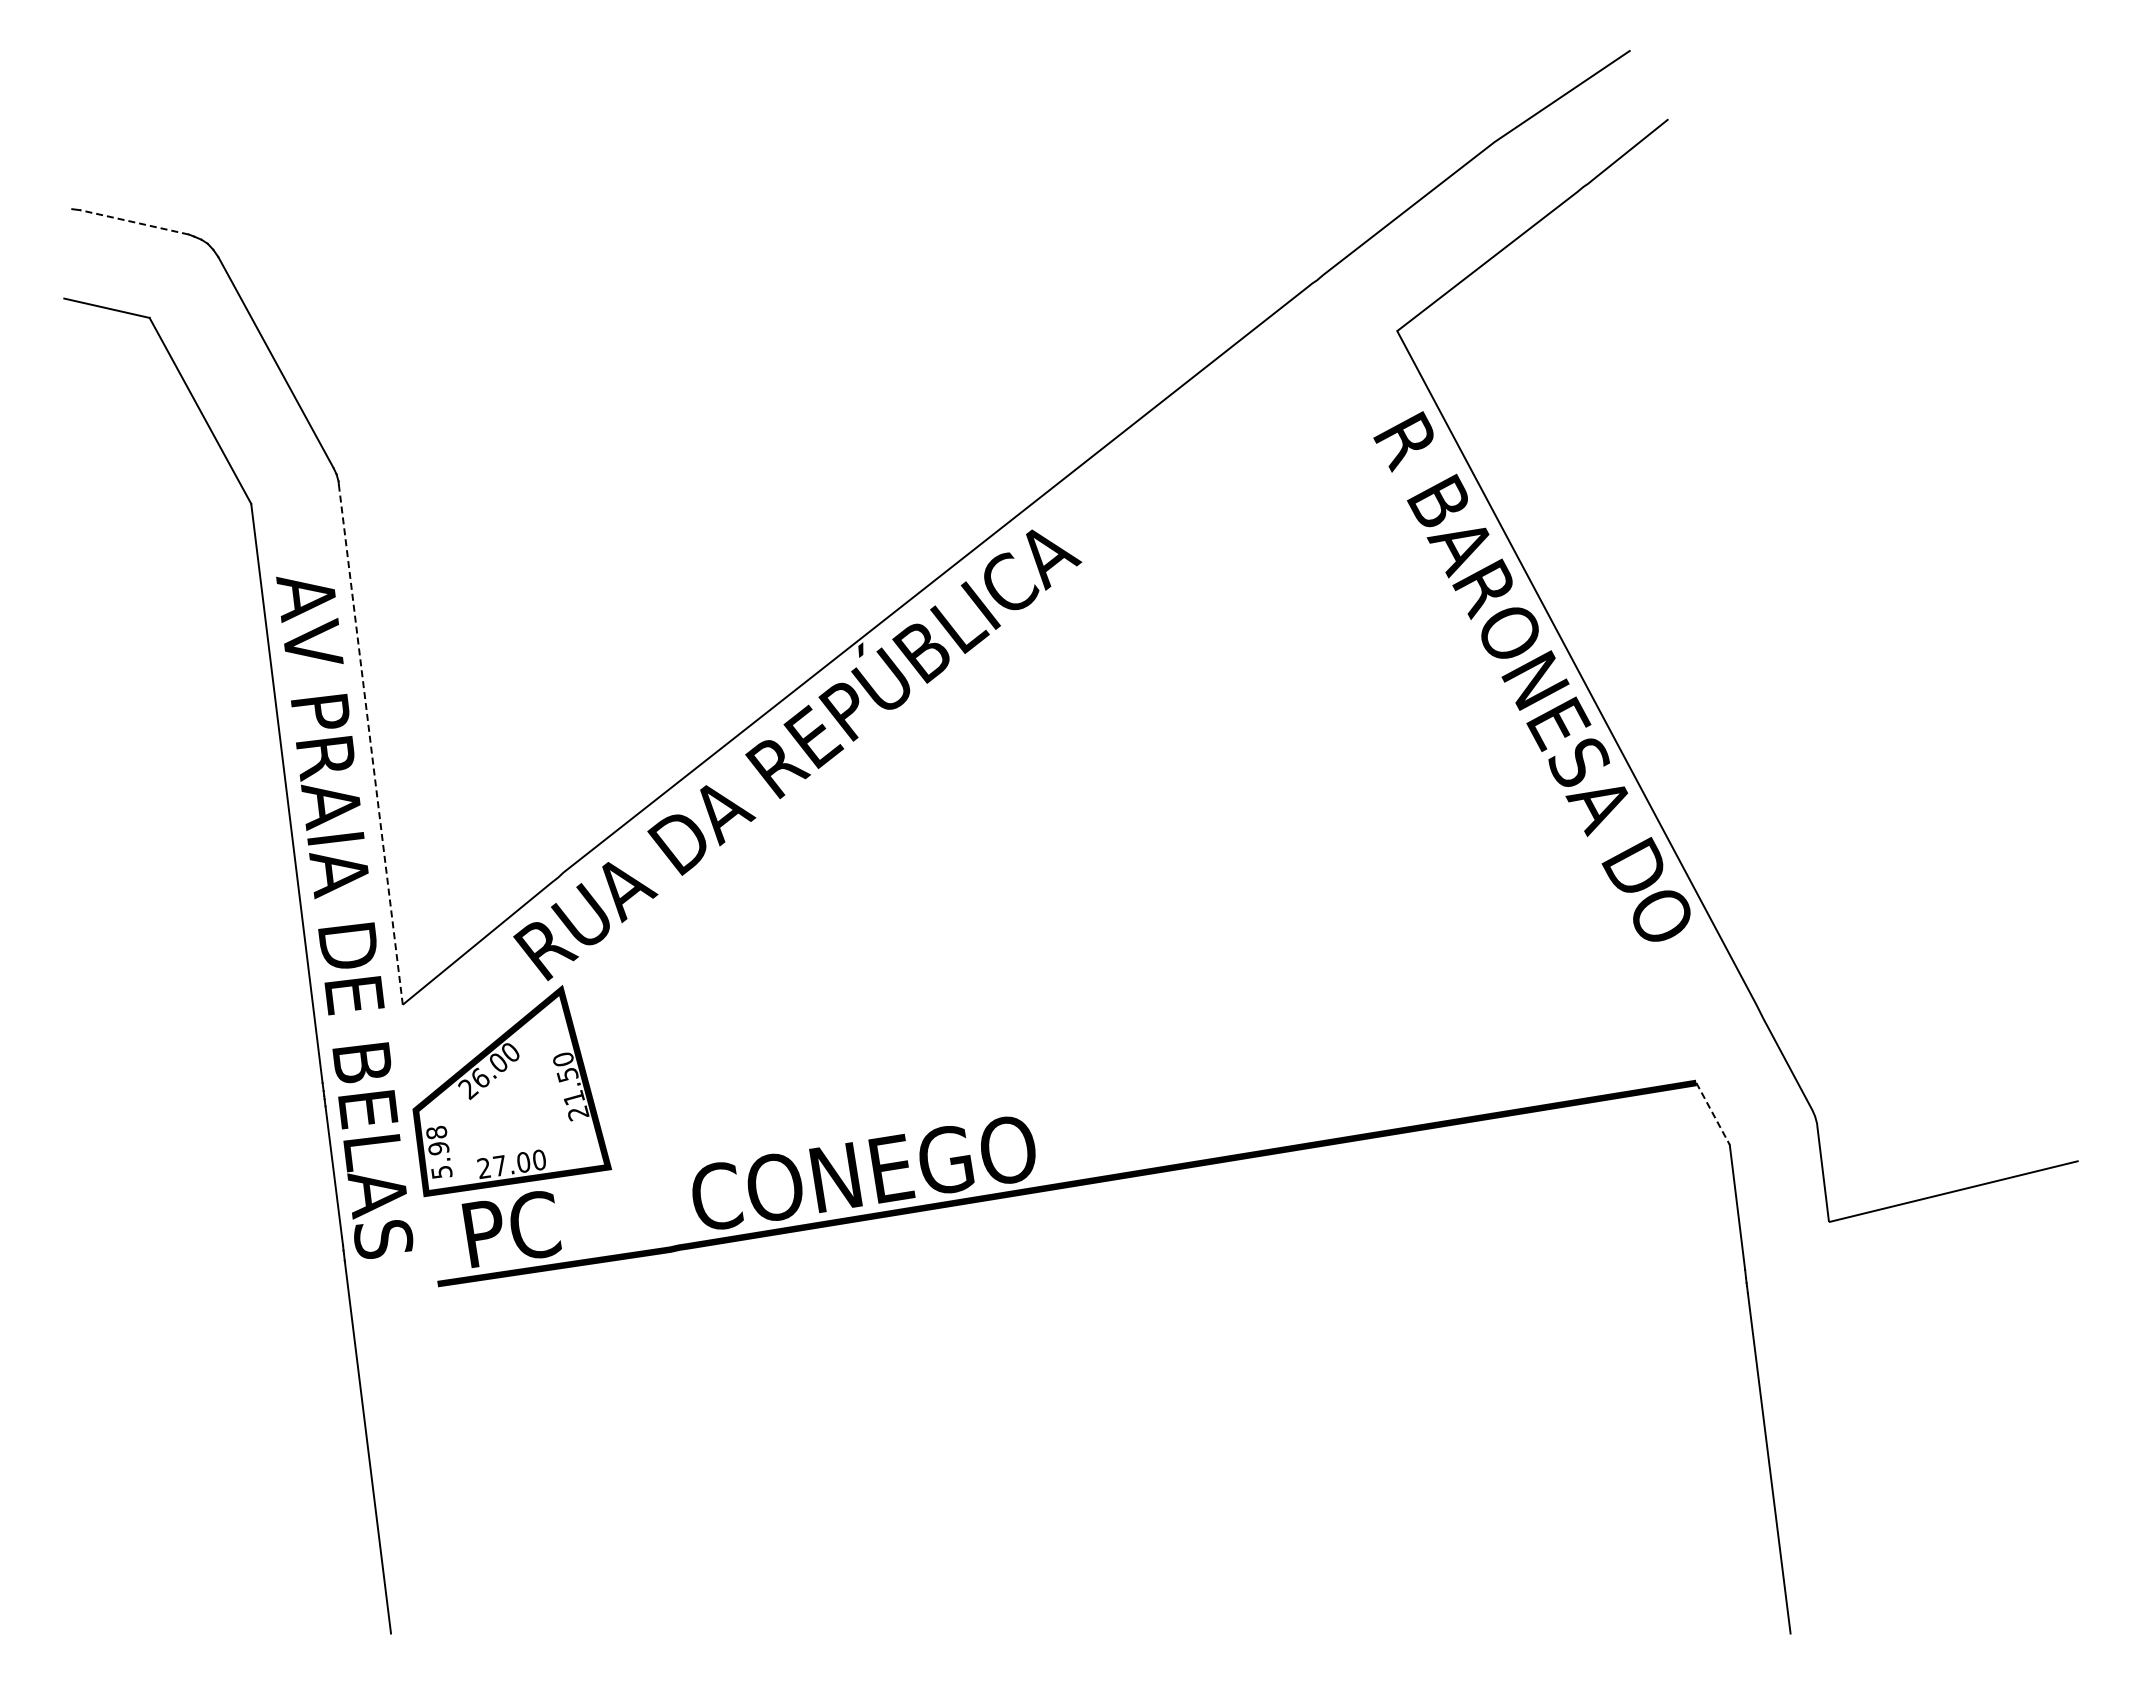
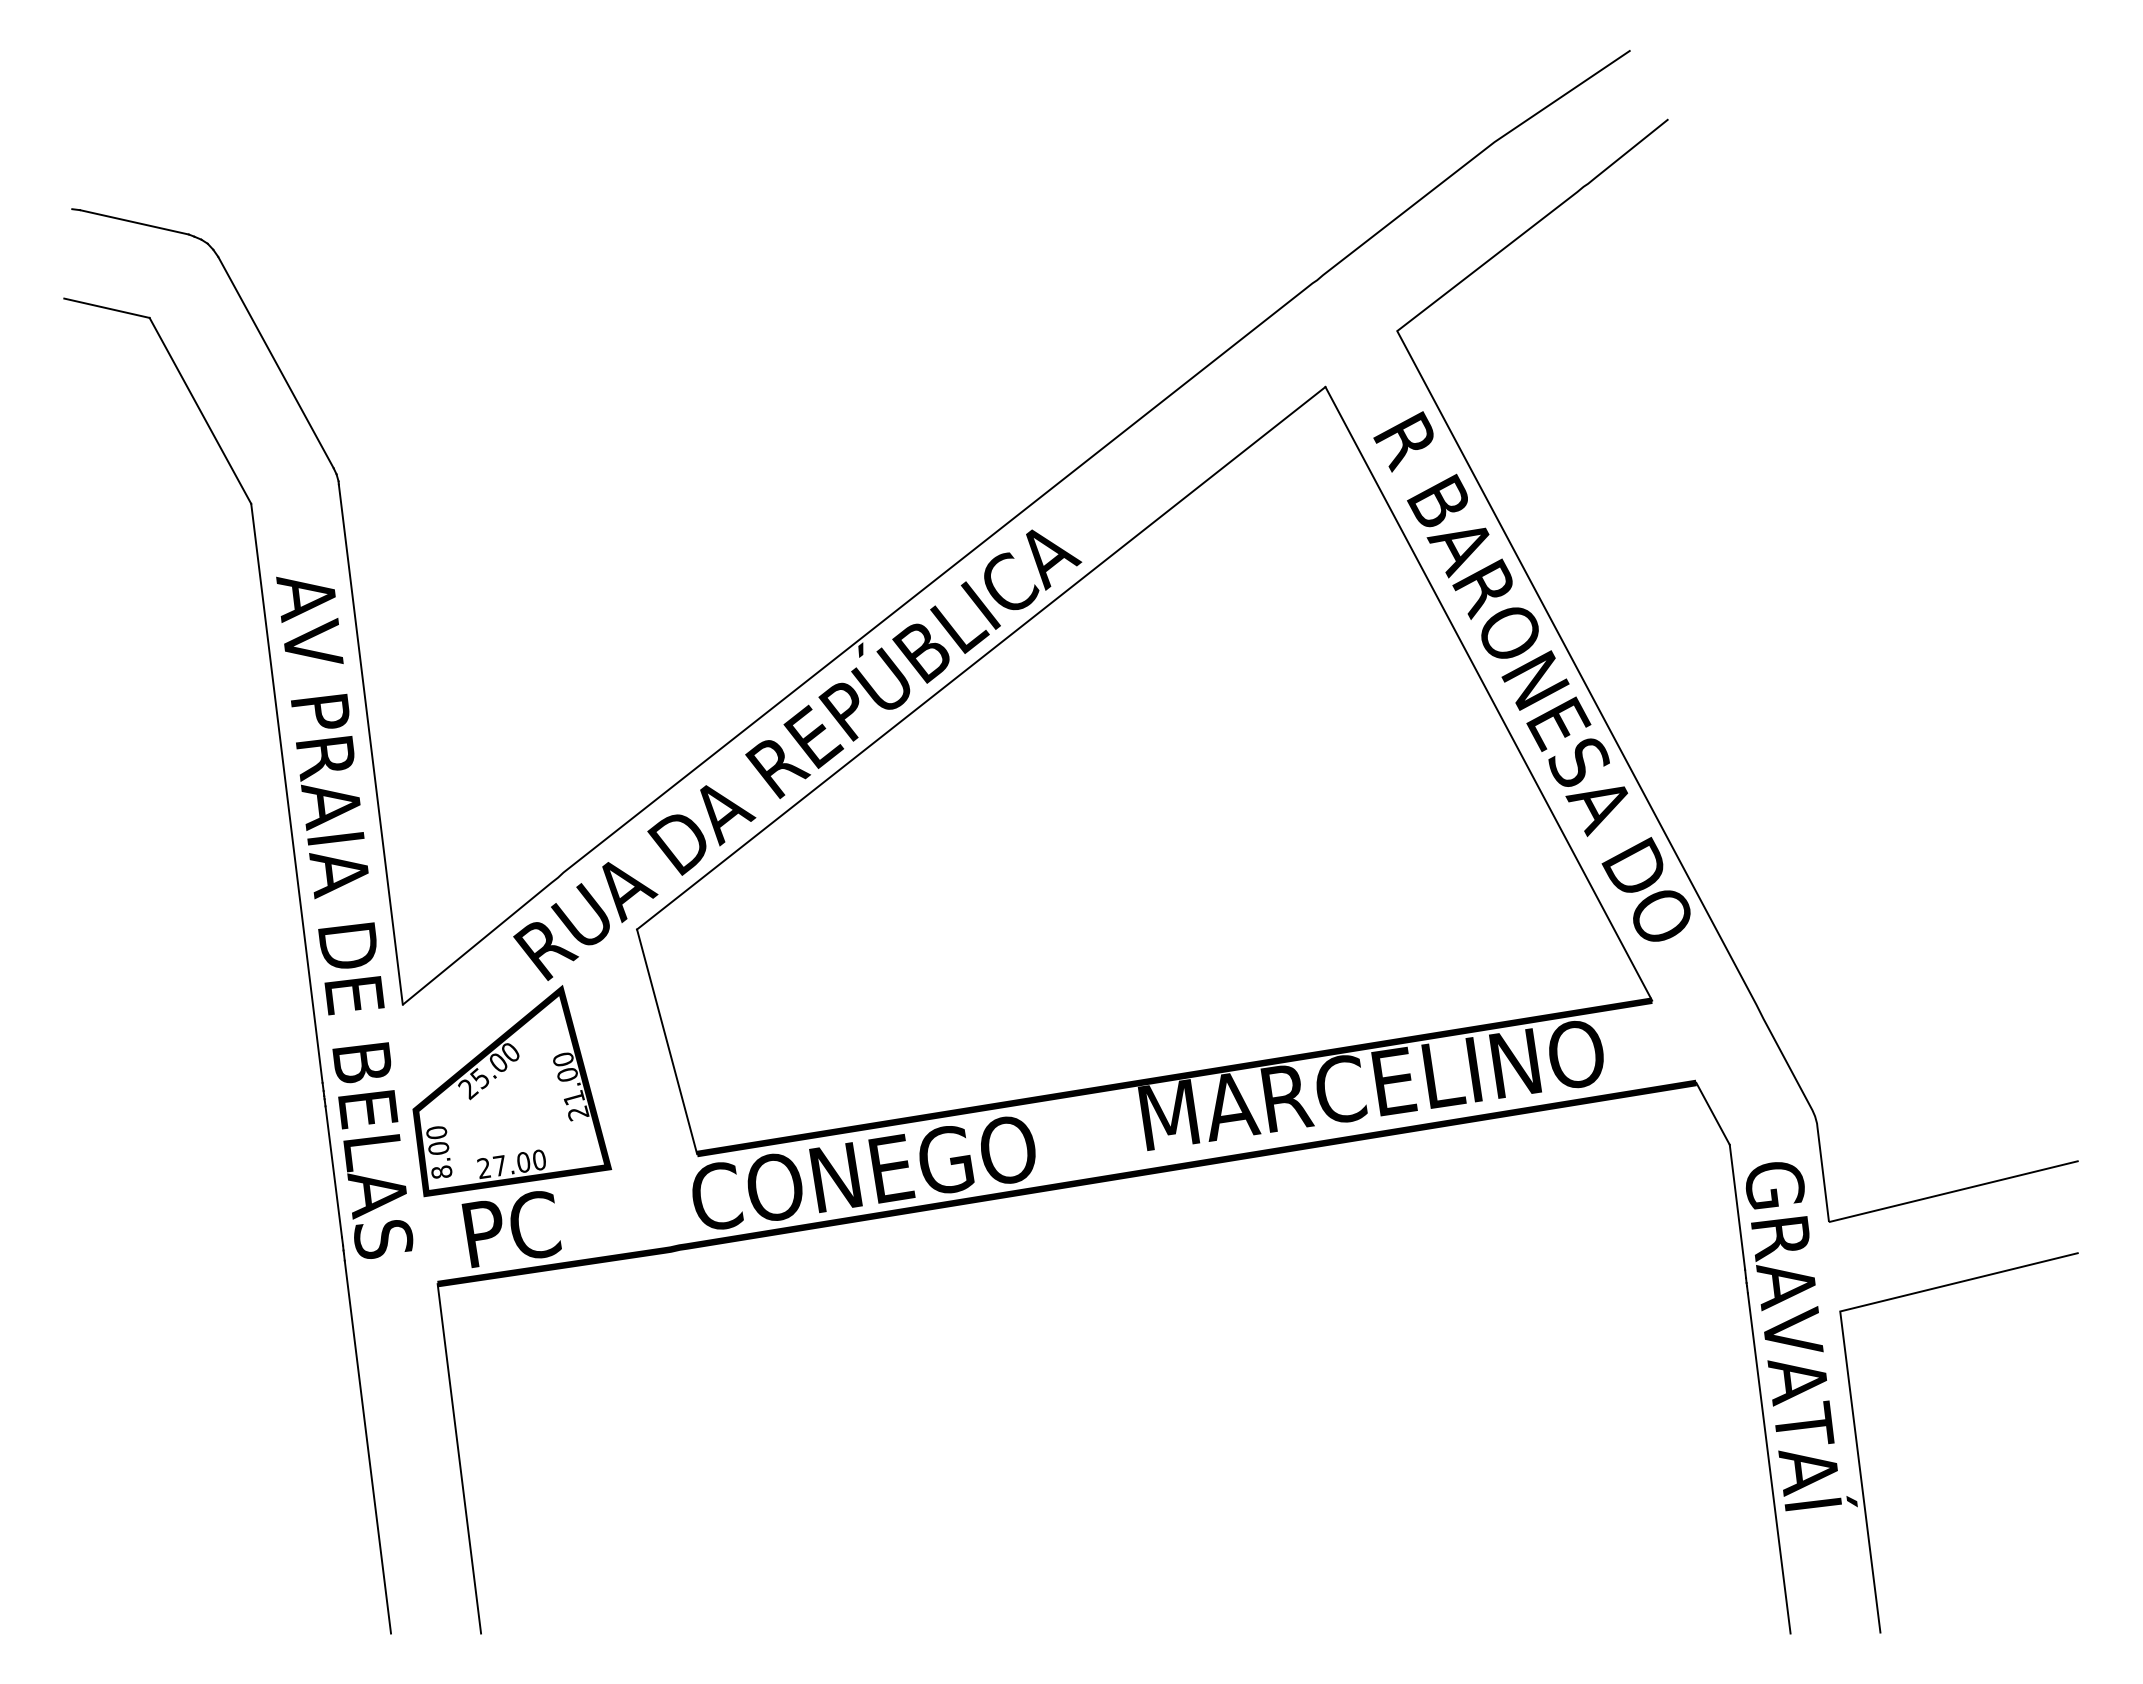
line: dashed -> solid (134, 222)
line: dashed -> solid (370, 744)
part: none -> present (1144, 771)
text: 21.50 -> 21.00 (567, 1075)
text: 26.00 -> 25.00 (479, 1078)
line: dashed -> solid (1713, 1114)
text: 5.98 -> 8.00 (439, 1151)
part: none -> present (1853, 1407)
line: none -> present (459, 1458)
